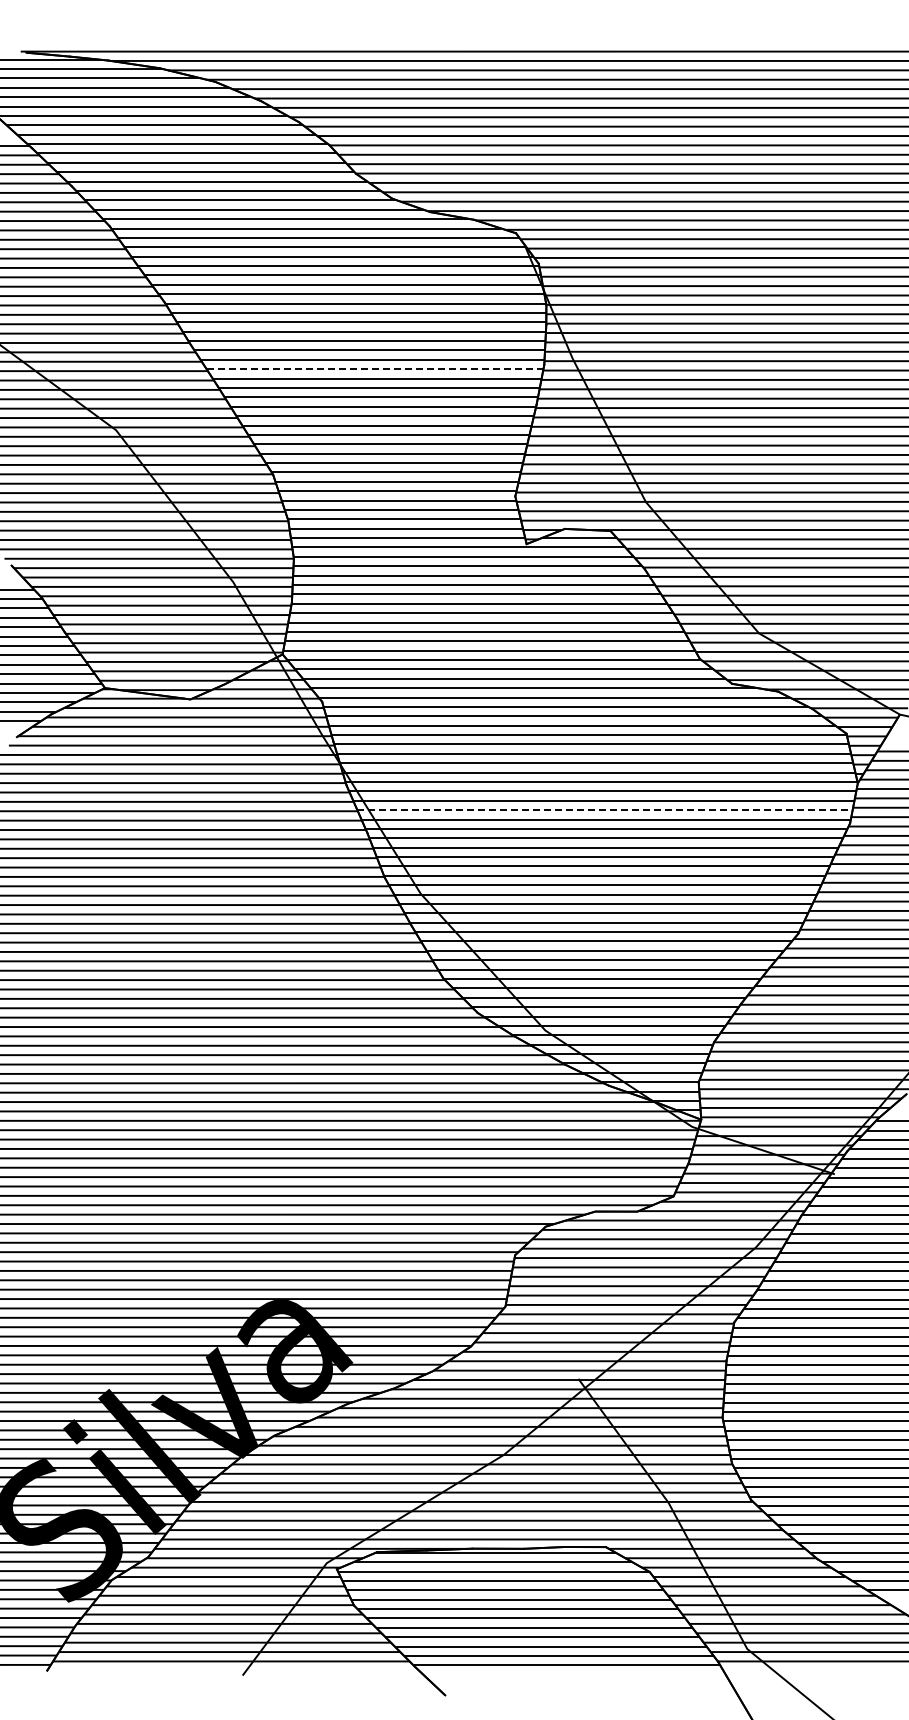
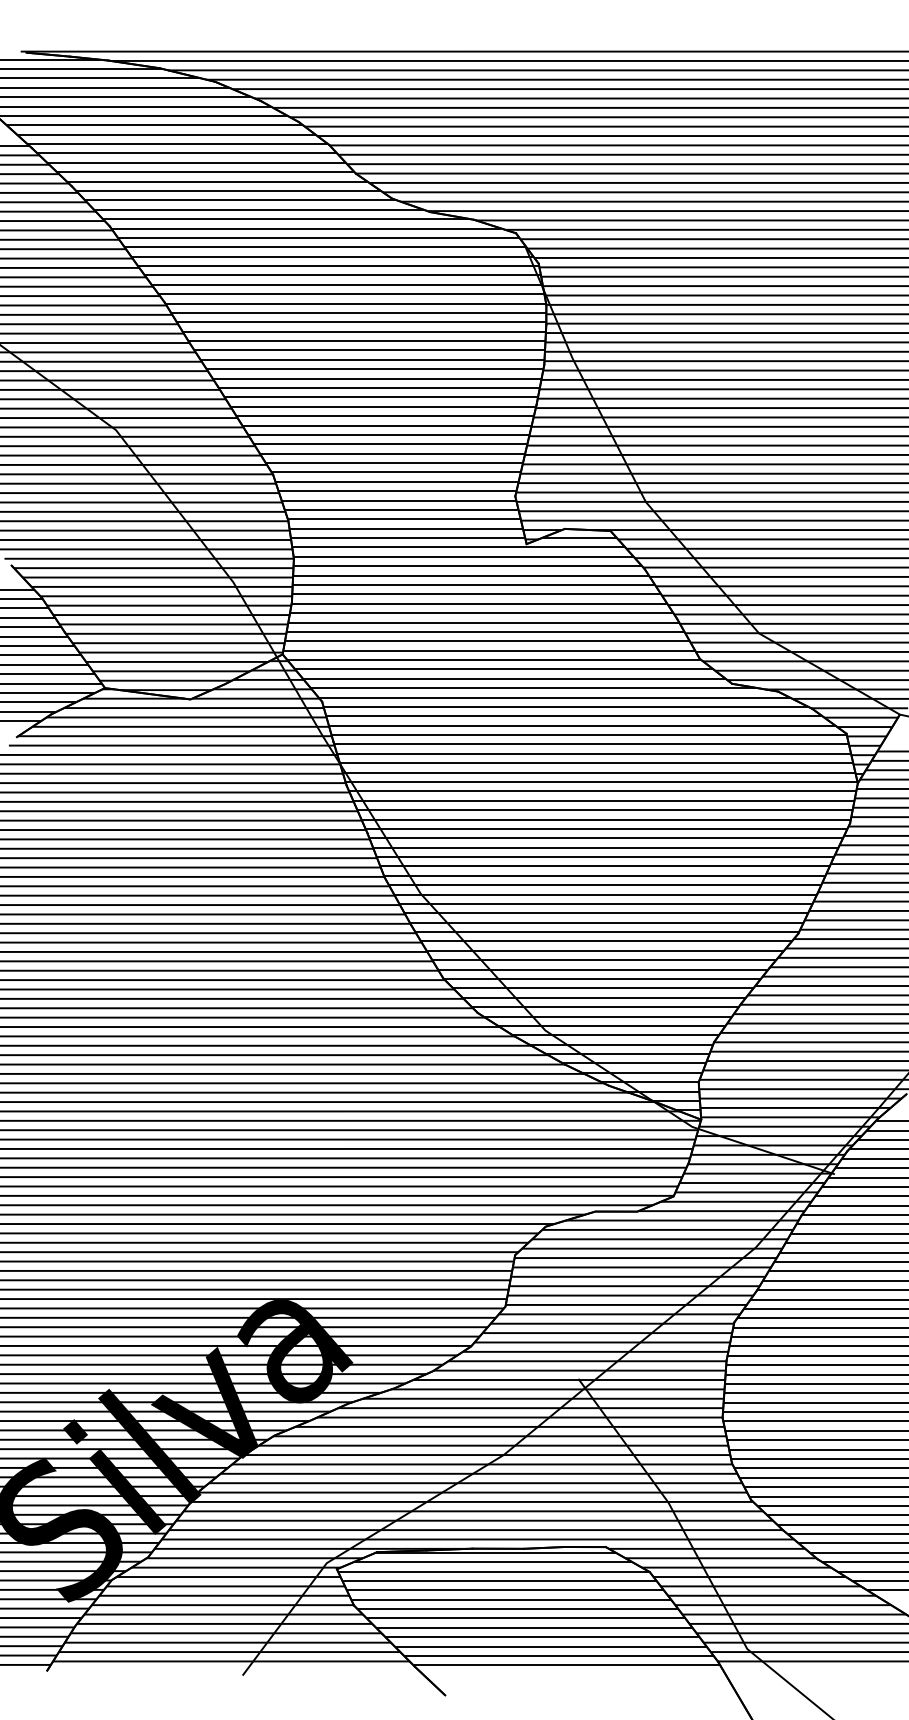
line: dashed -> solid (375, 369)
line: dashed -> solid (605, 810)
